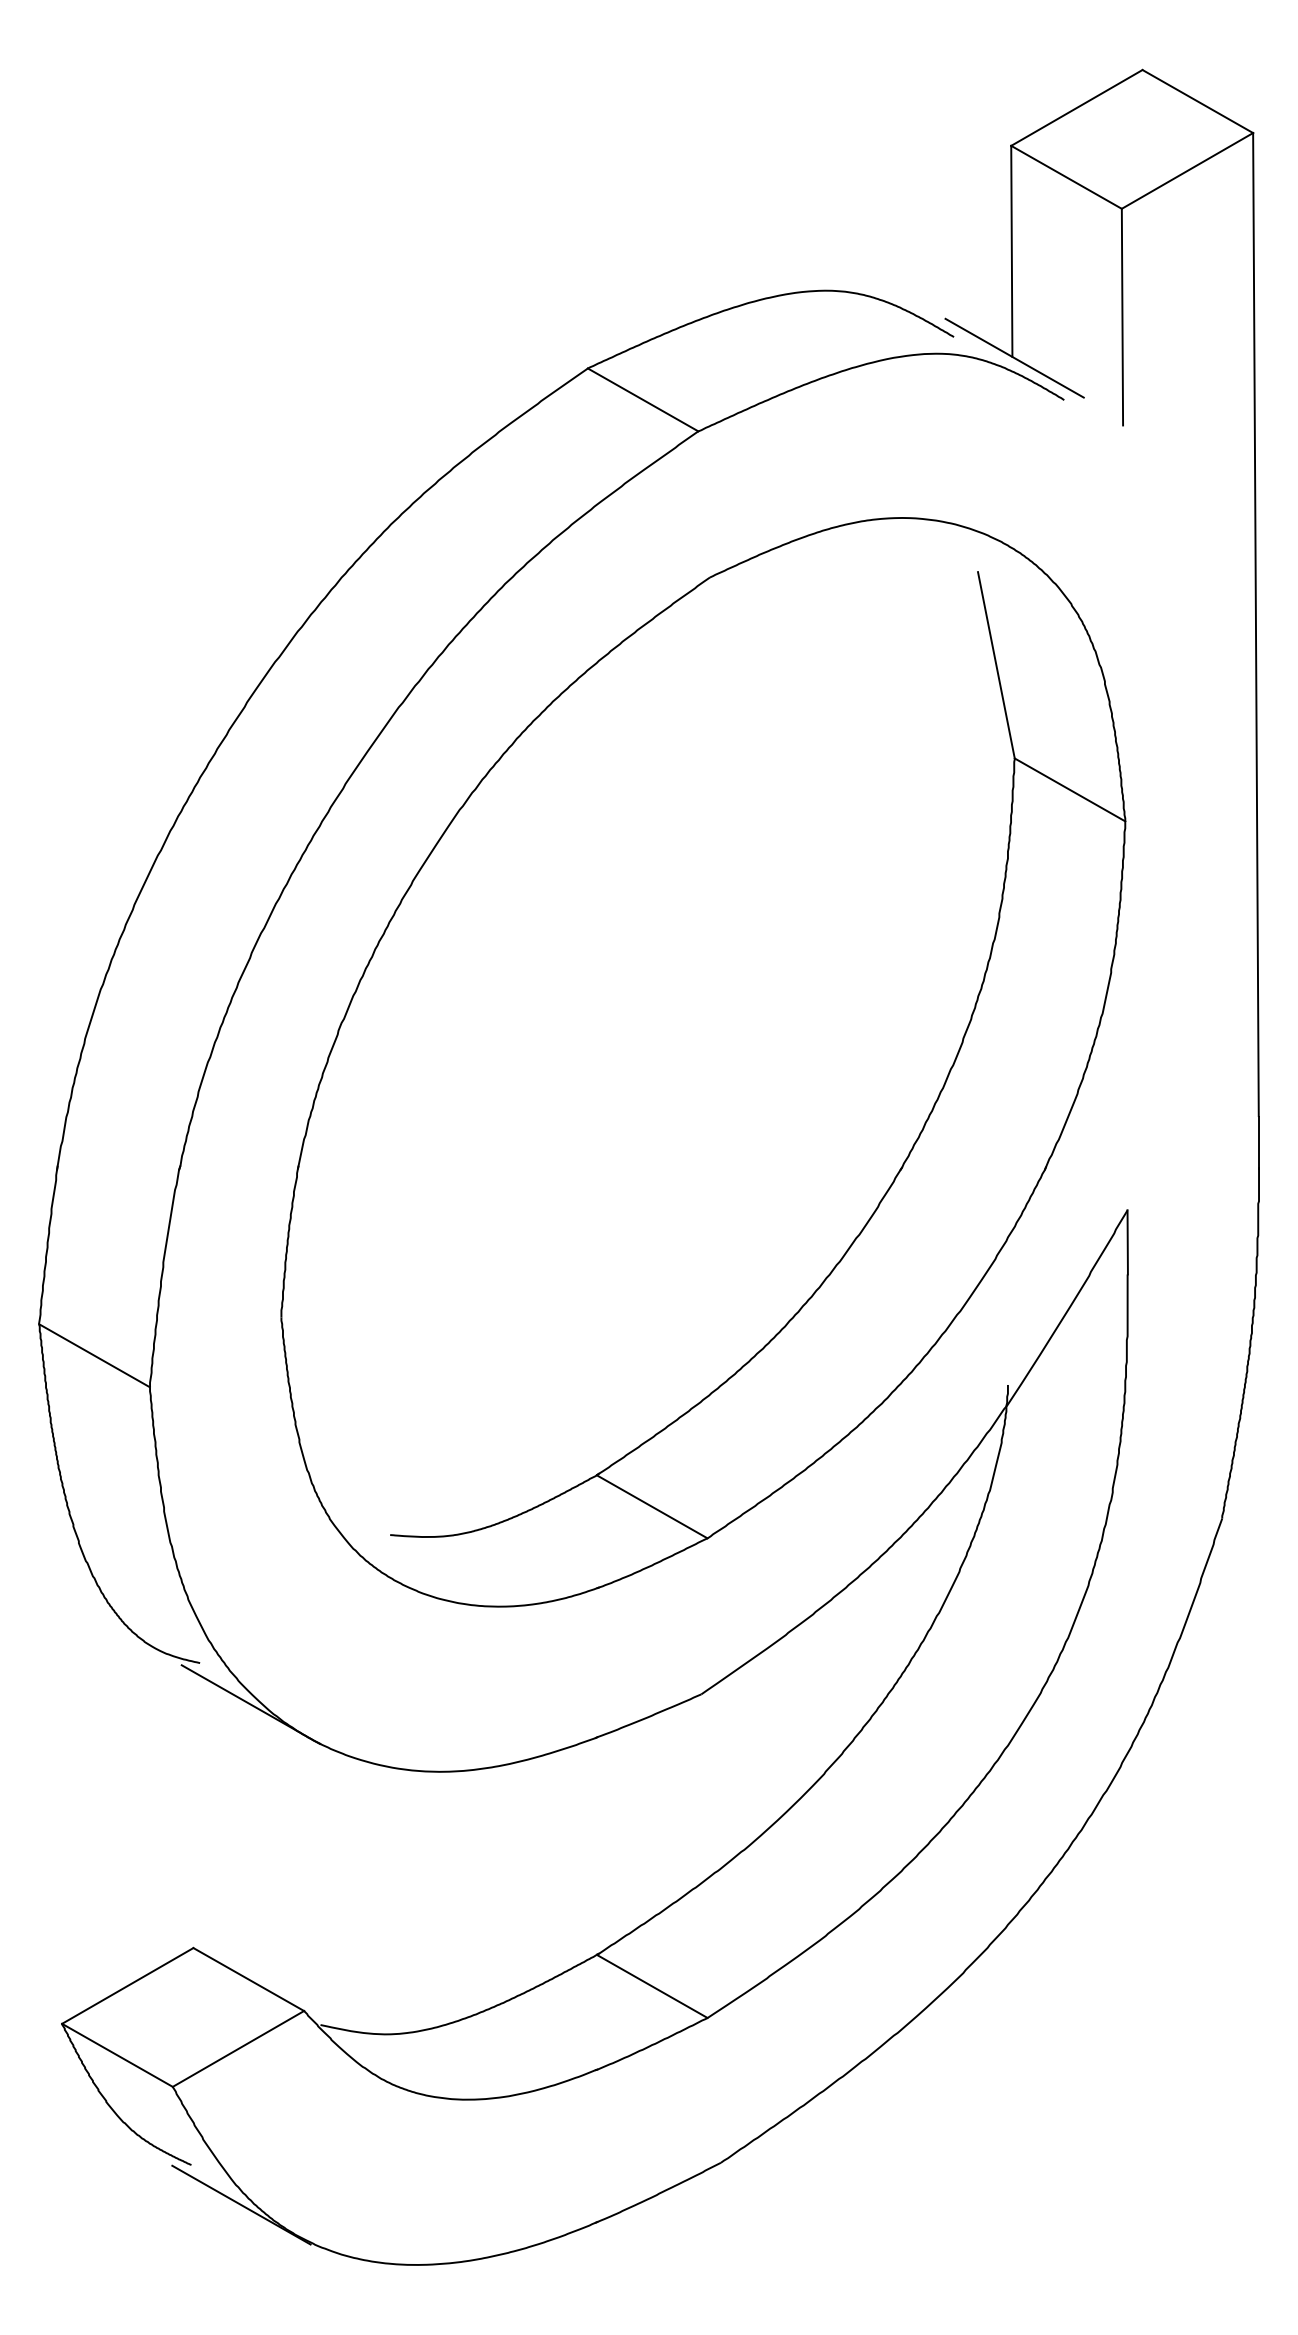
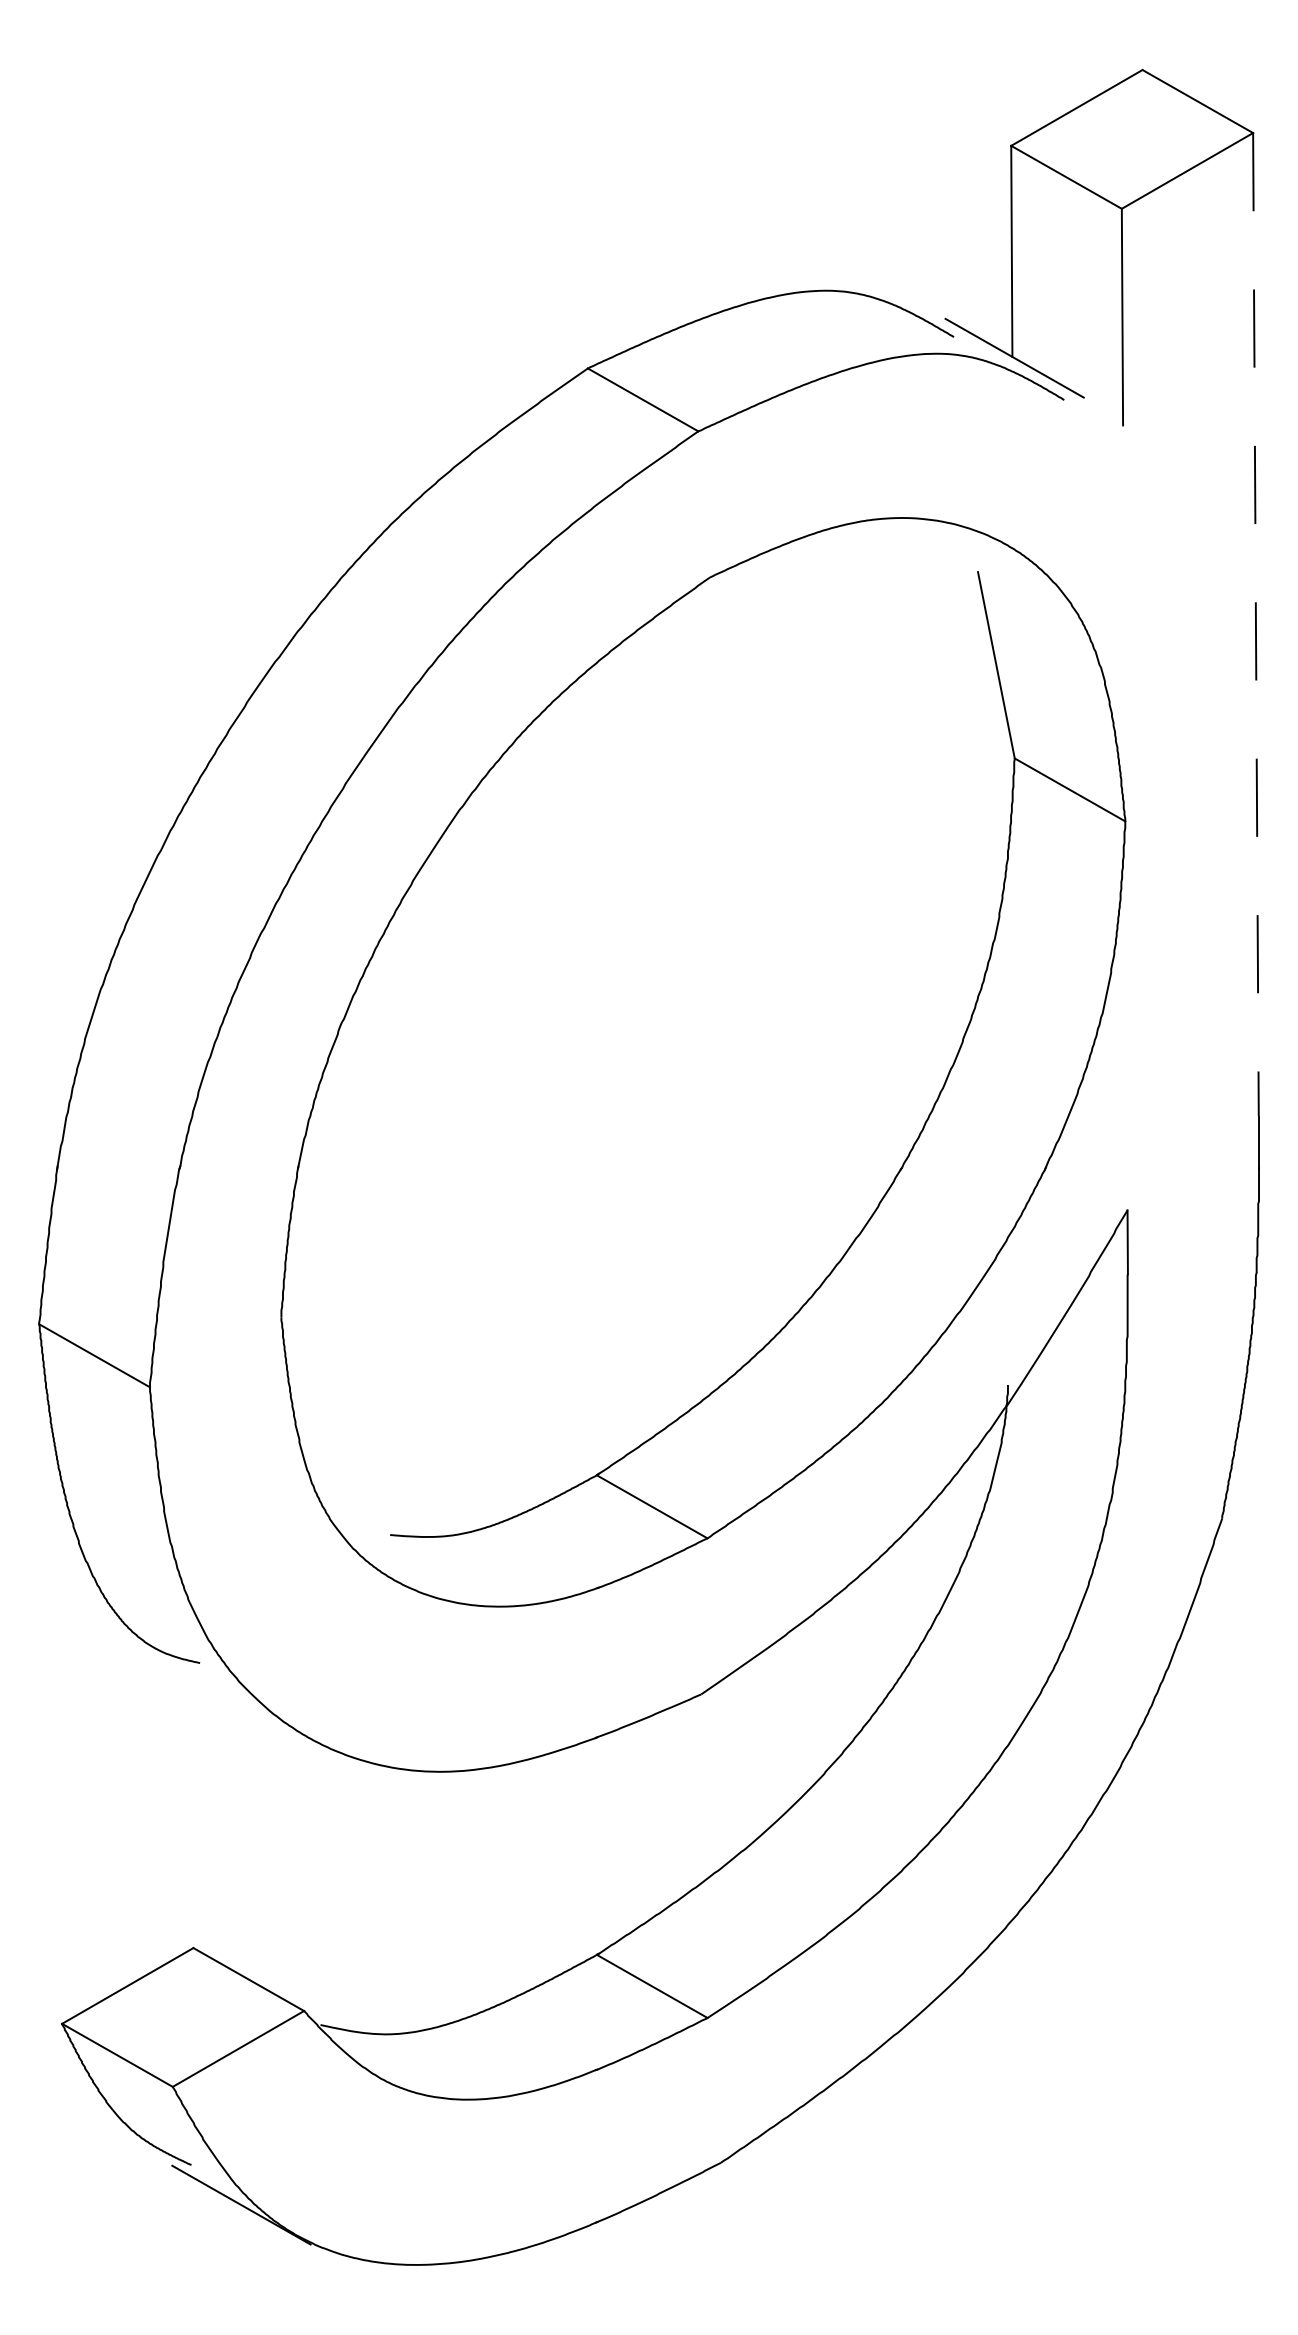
line: solid -> dashed (1255, 624)
line: present -> none (250, 1704)
